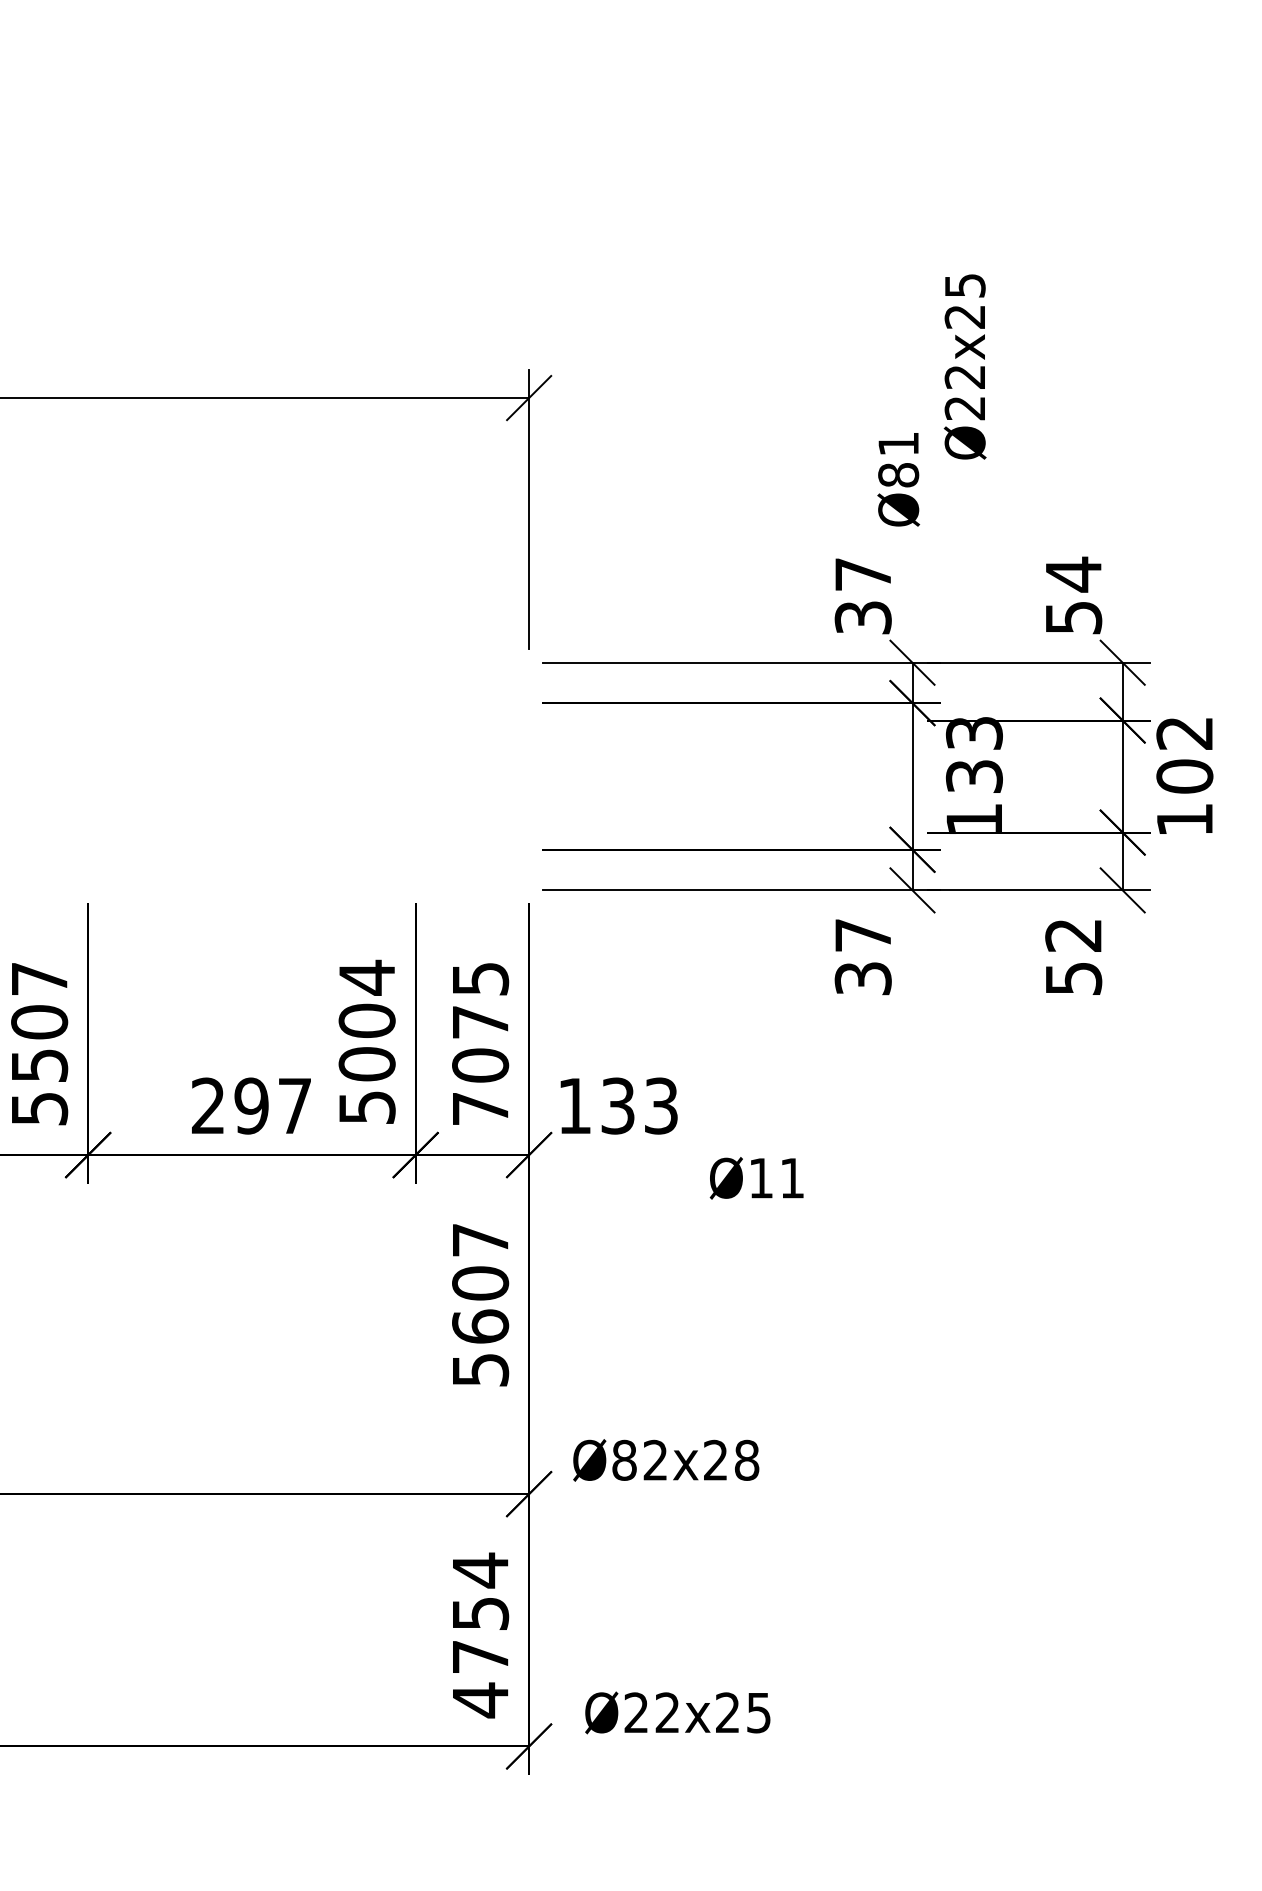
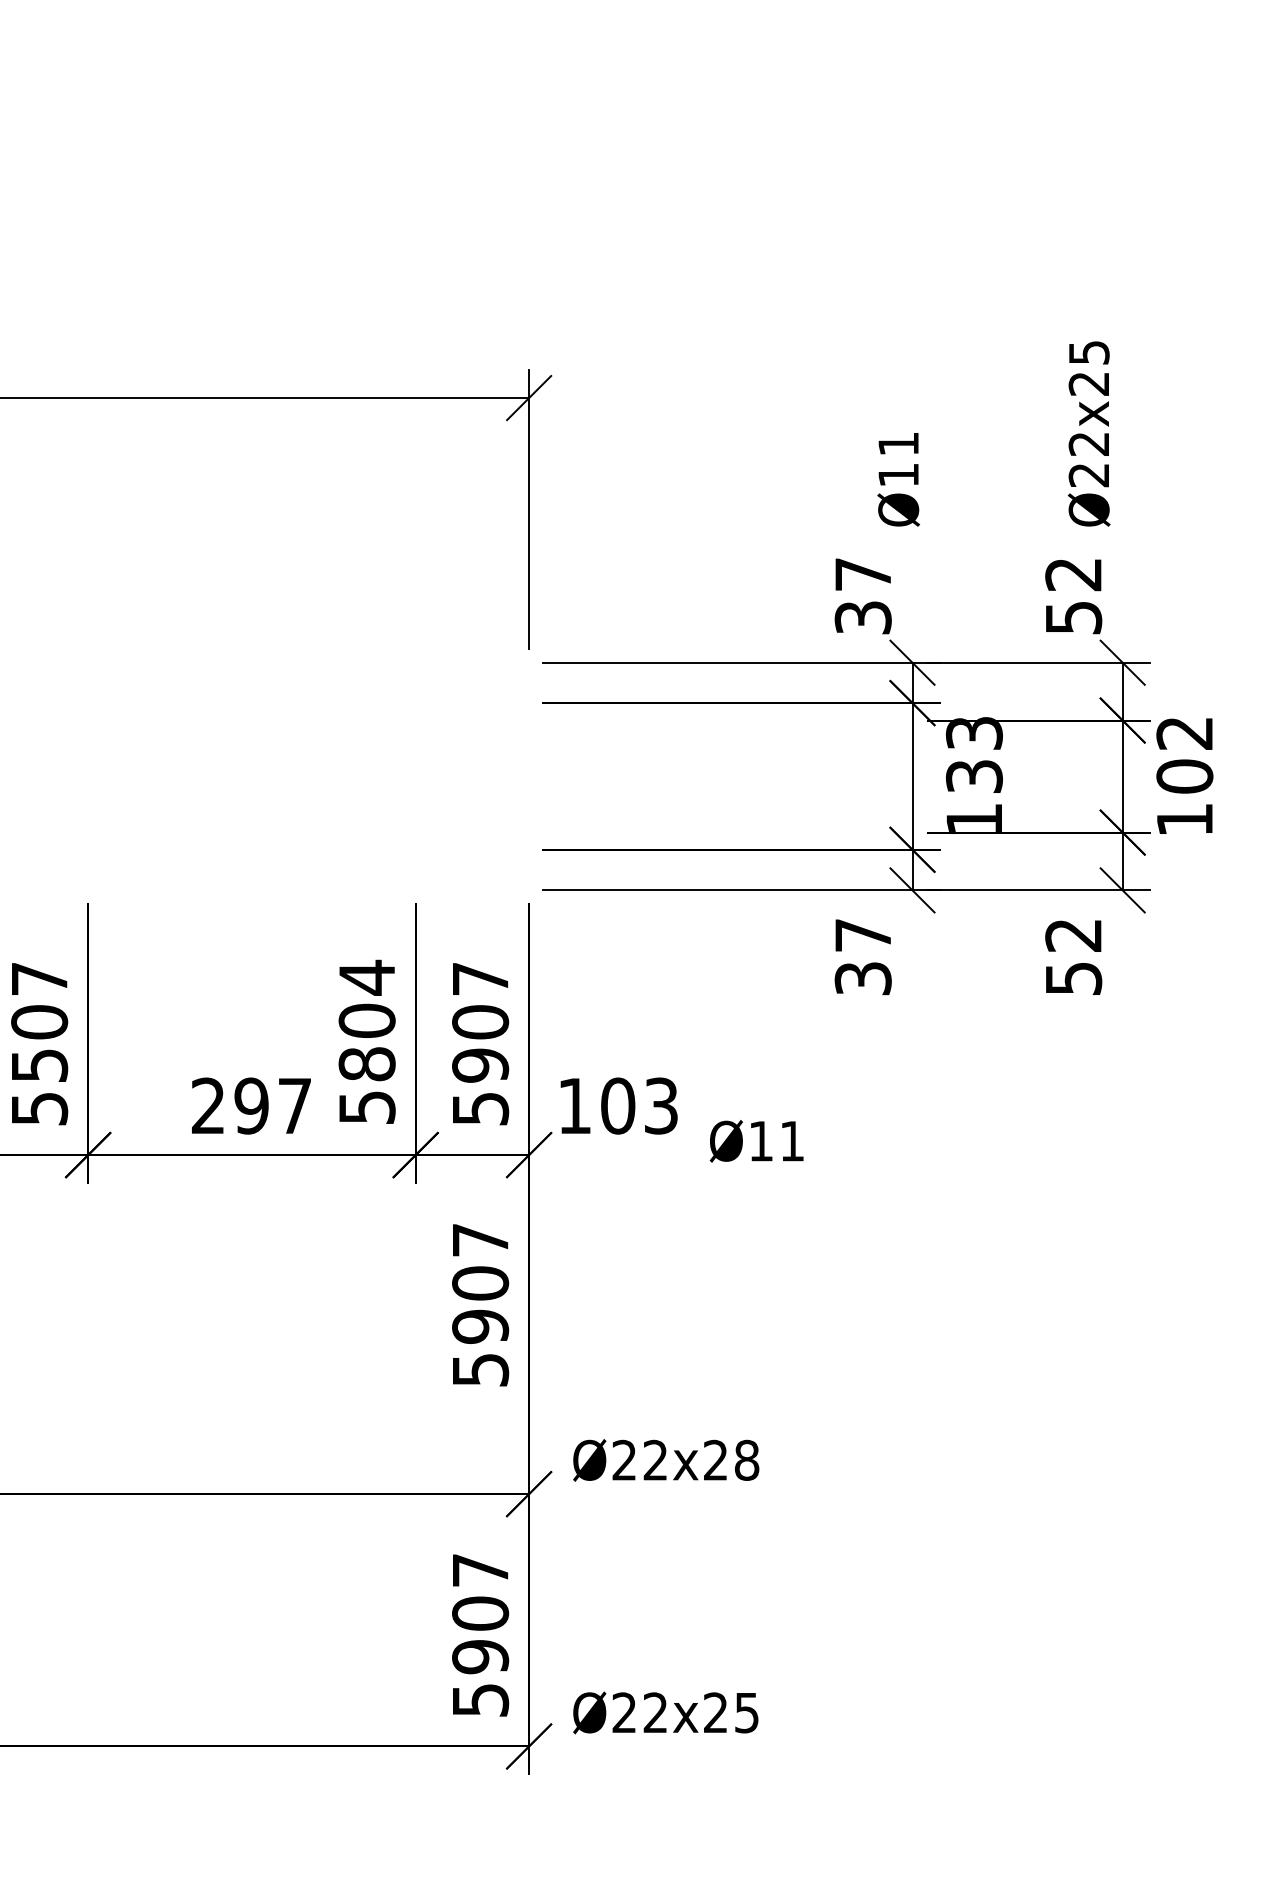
text position: (964, 366) -> (1088, 433) (1088, 433)
text: Ø81 -> Ø11 (898, 475)
text: 54 -> 52 (1073, 574)
text: 7075 -> 5907 (480, 1044)
text: 5004 -> 5804 (366, 1064)
text: 133 -> 103 (618, 1105)
text position: (756, 1178) -> (756, 1141) (756, 1141)
text: 5607 -> 5907 (480, 1326)
text: Ø82x28 -> Ø22x28 (624, 1459)
text: 4754 -> 5907 (480, 1635)
text position: (677, 1712) -> (665, 1712) (665, 1712)
